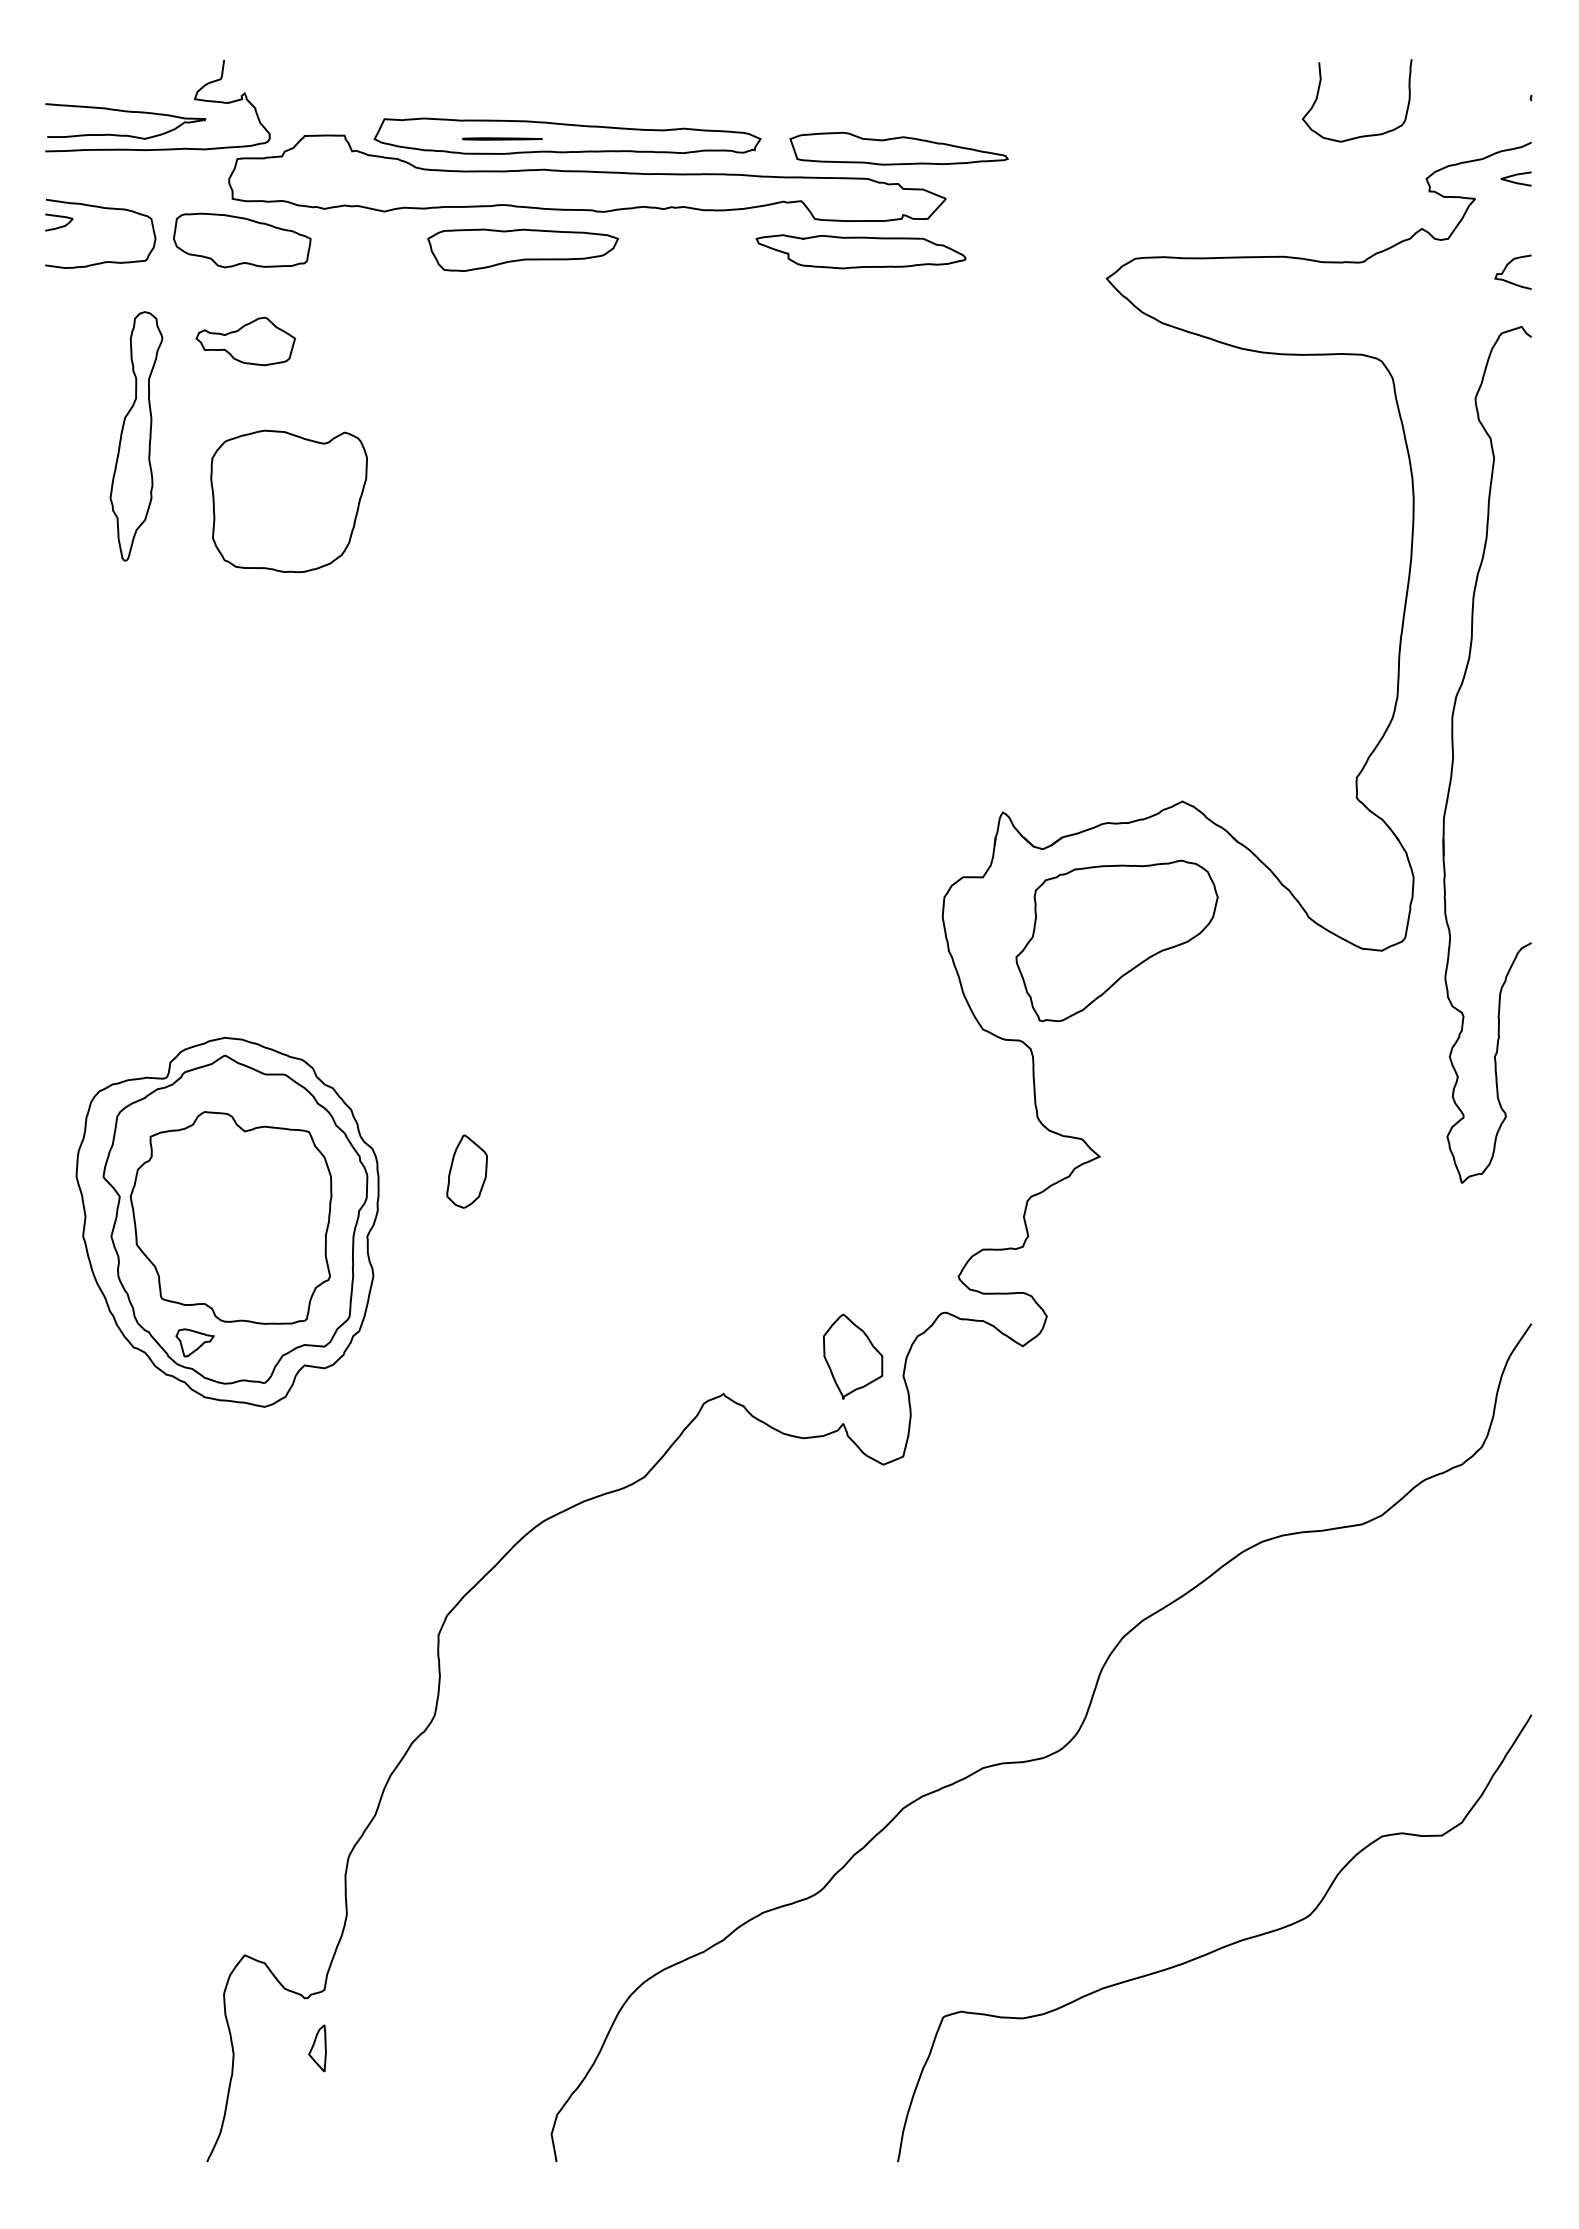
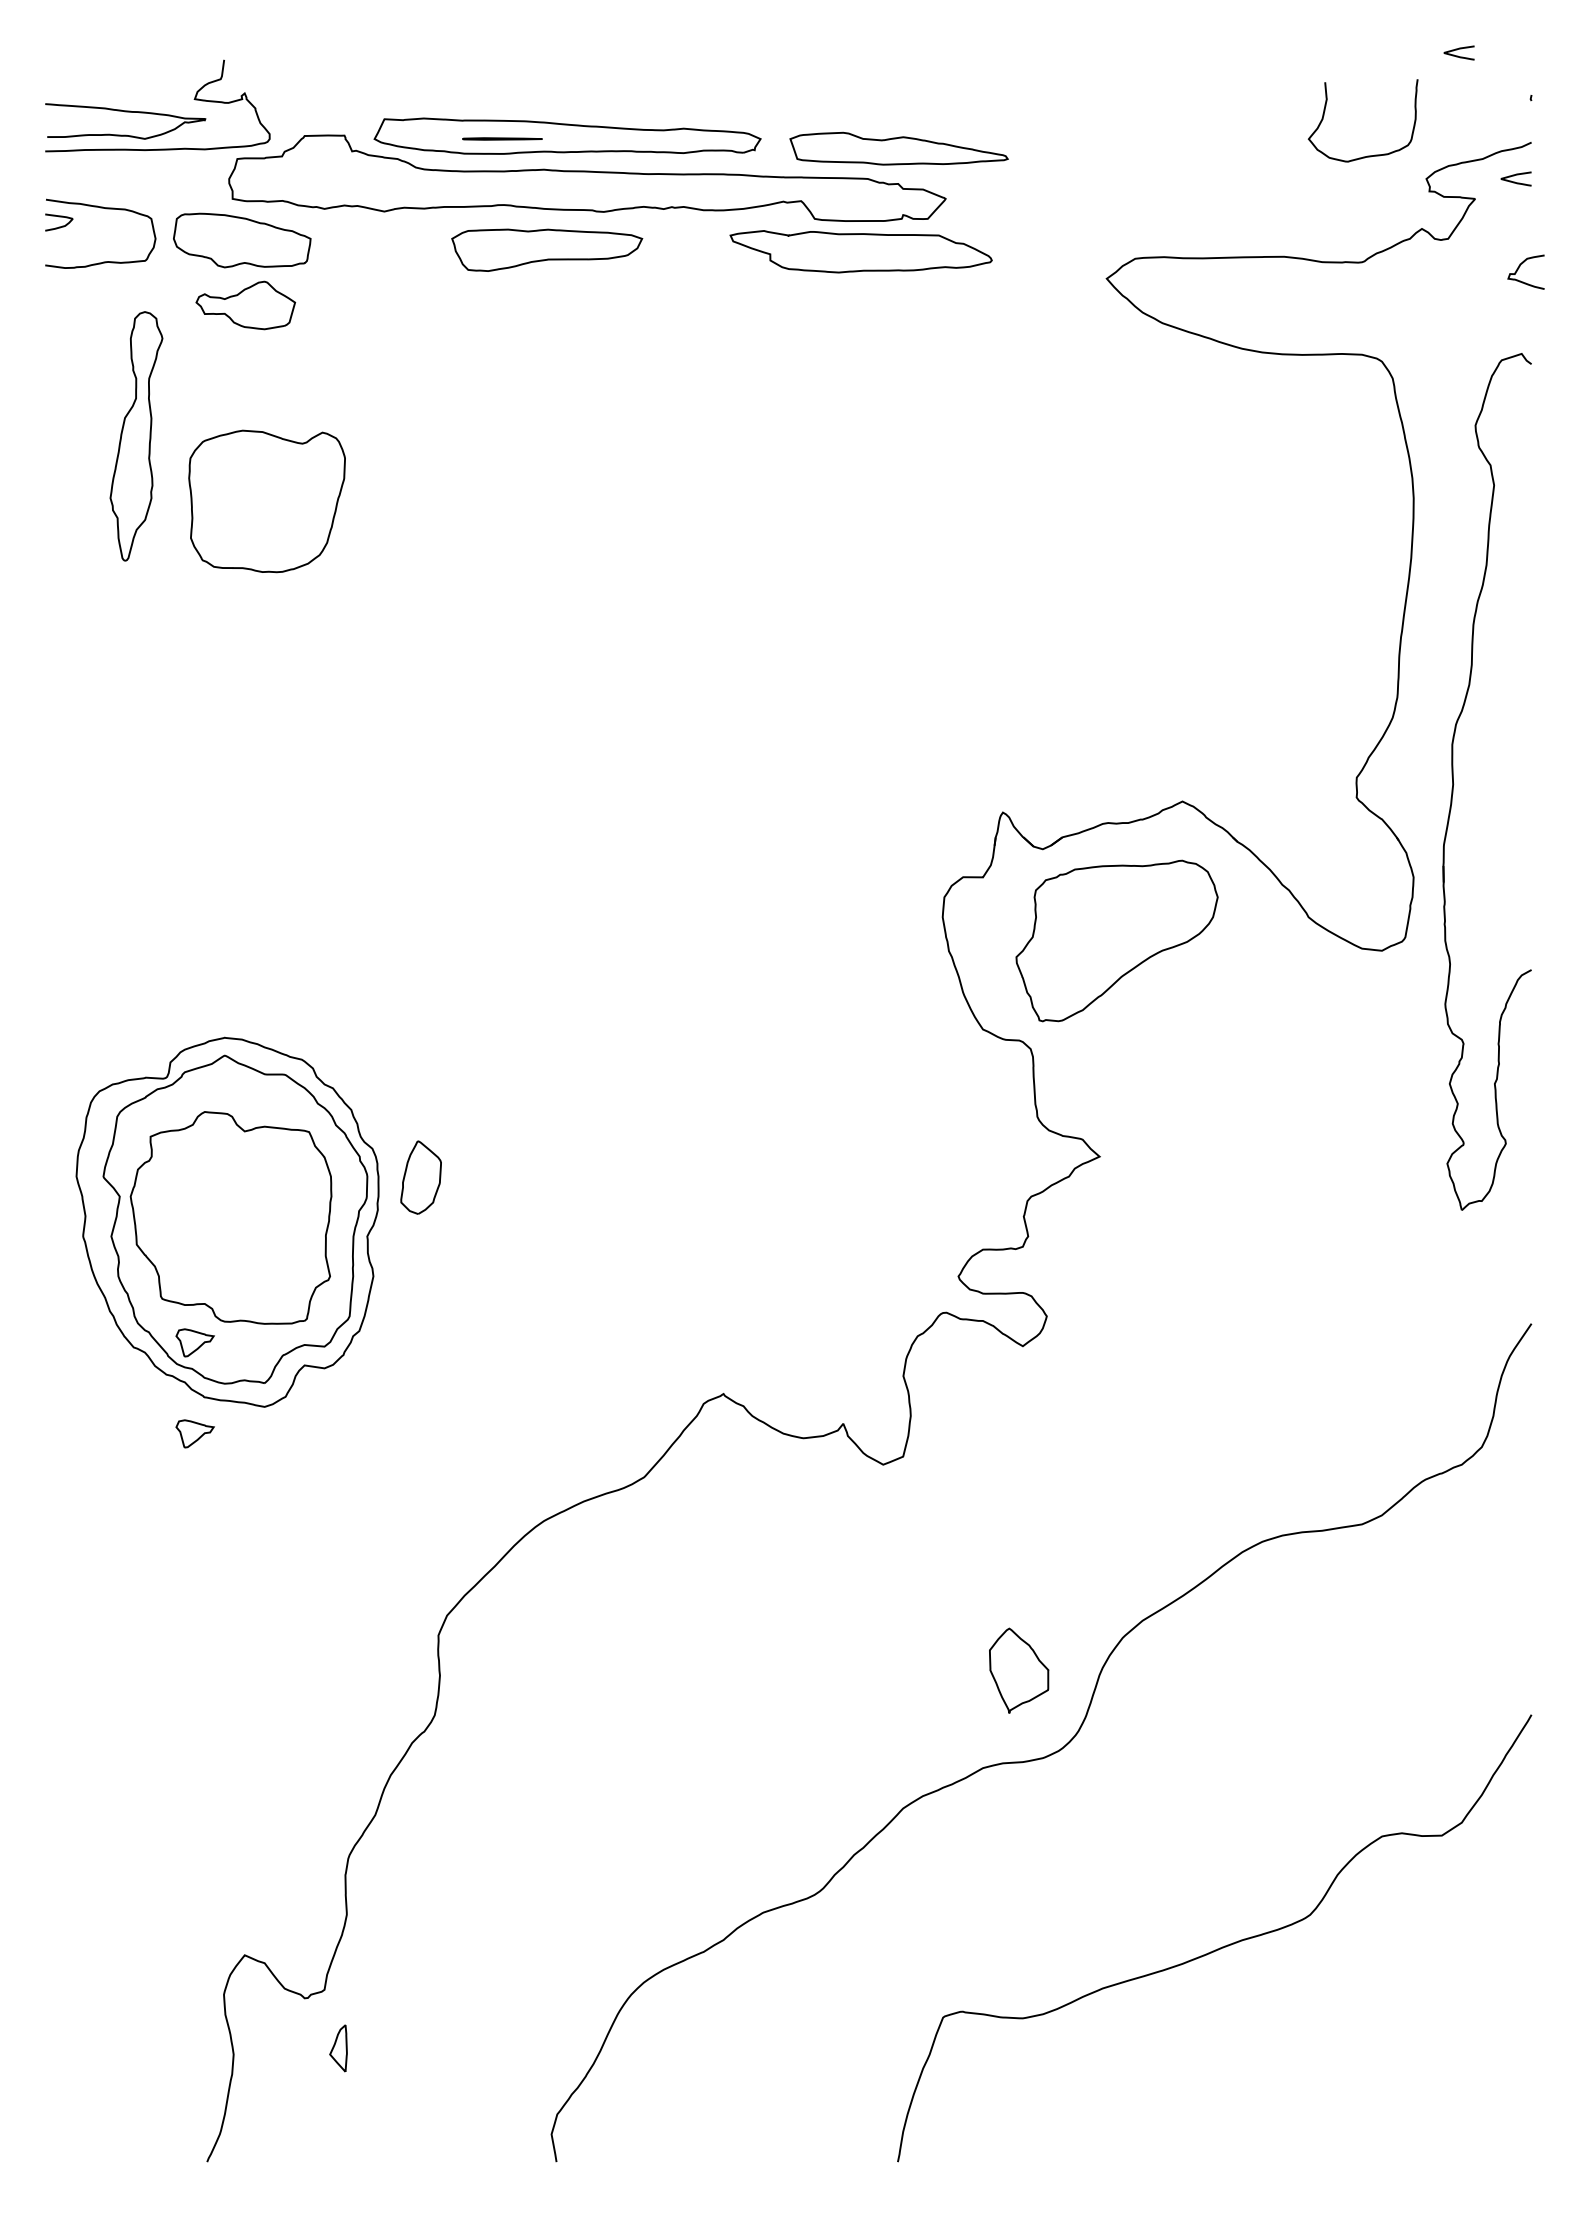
curve: none -> present (1457, 50)
curve position: (1361, 135) -> (1367, 155) (1367, 155)
part position: (523, 249) -> (547, 249) (547, 249)
part size: 212x36 px -> 264x44 px (860, 251)
curve position: (1506, 268) -> (1519, 268) (1519, 268)
part position: (245, 341) -> (245, 305) (245, 305)
part position: (288, 501) -> (266, 501) (266, 501)
part position: (1454, 757) -> (1454, 784) (1454, 784)
part position: (466, 1171) -> (420, 1177) (420, 1177)
part position: (853, 1356) -> (1019, 1670) (1019, 1670)
part: none -> present (194, 1433)
part position: (317, 2048) -> (338, 2048) (338, 2048)
